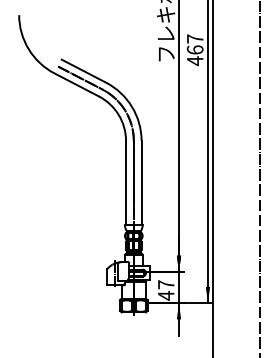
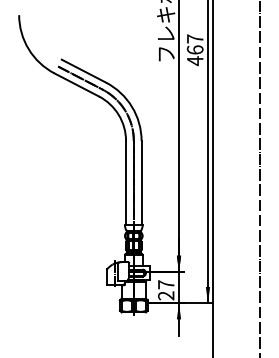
text: 47 -> 27 (166, 295)
